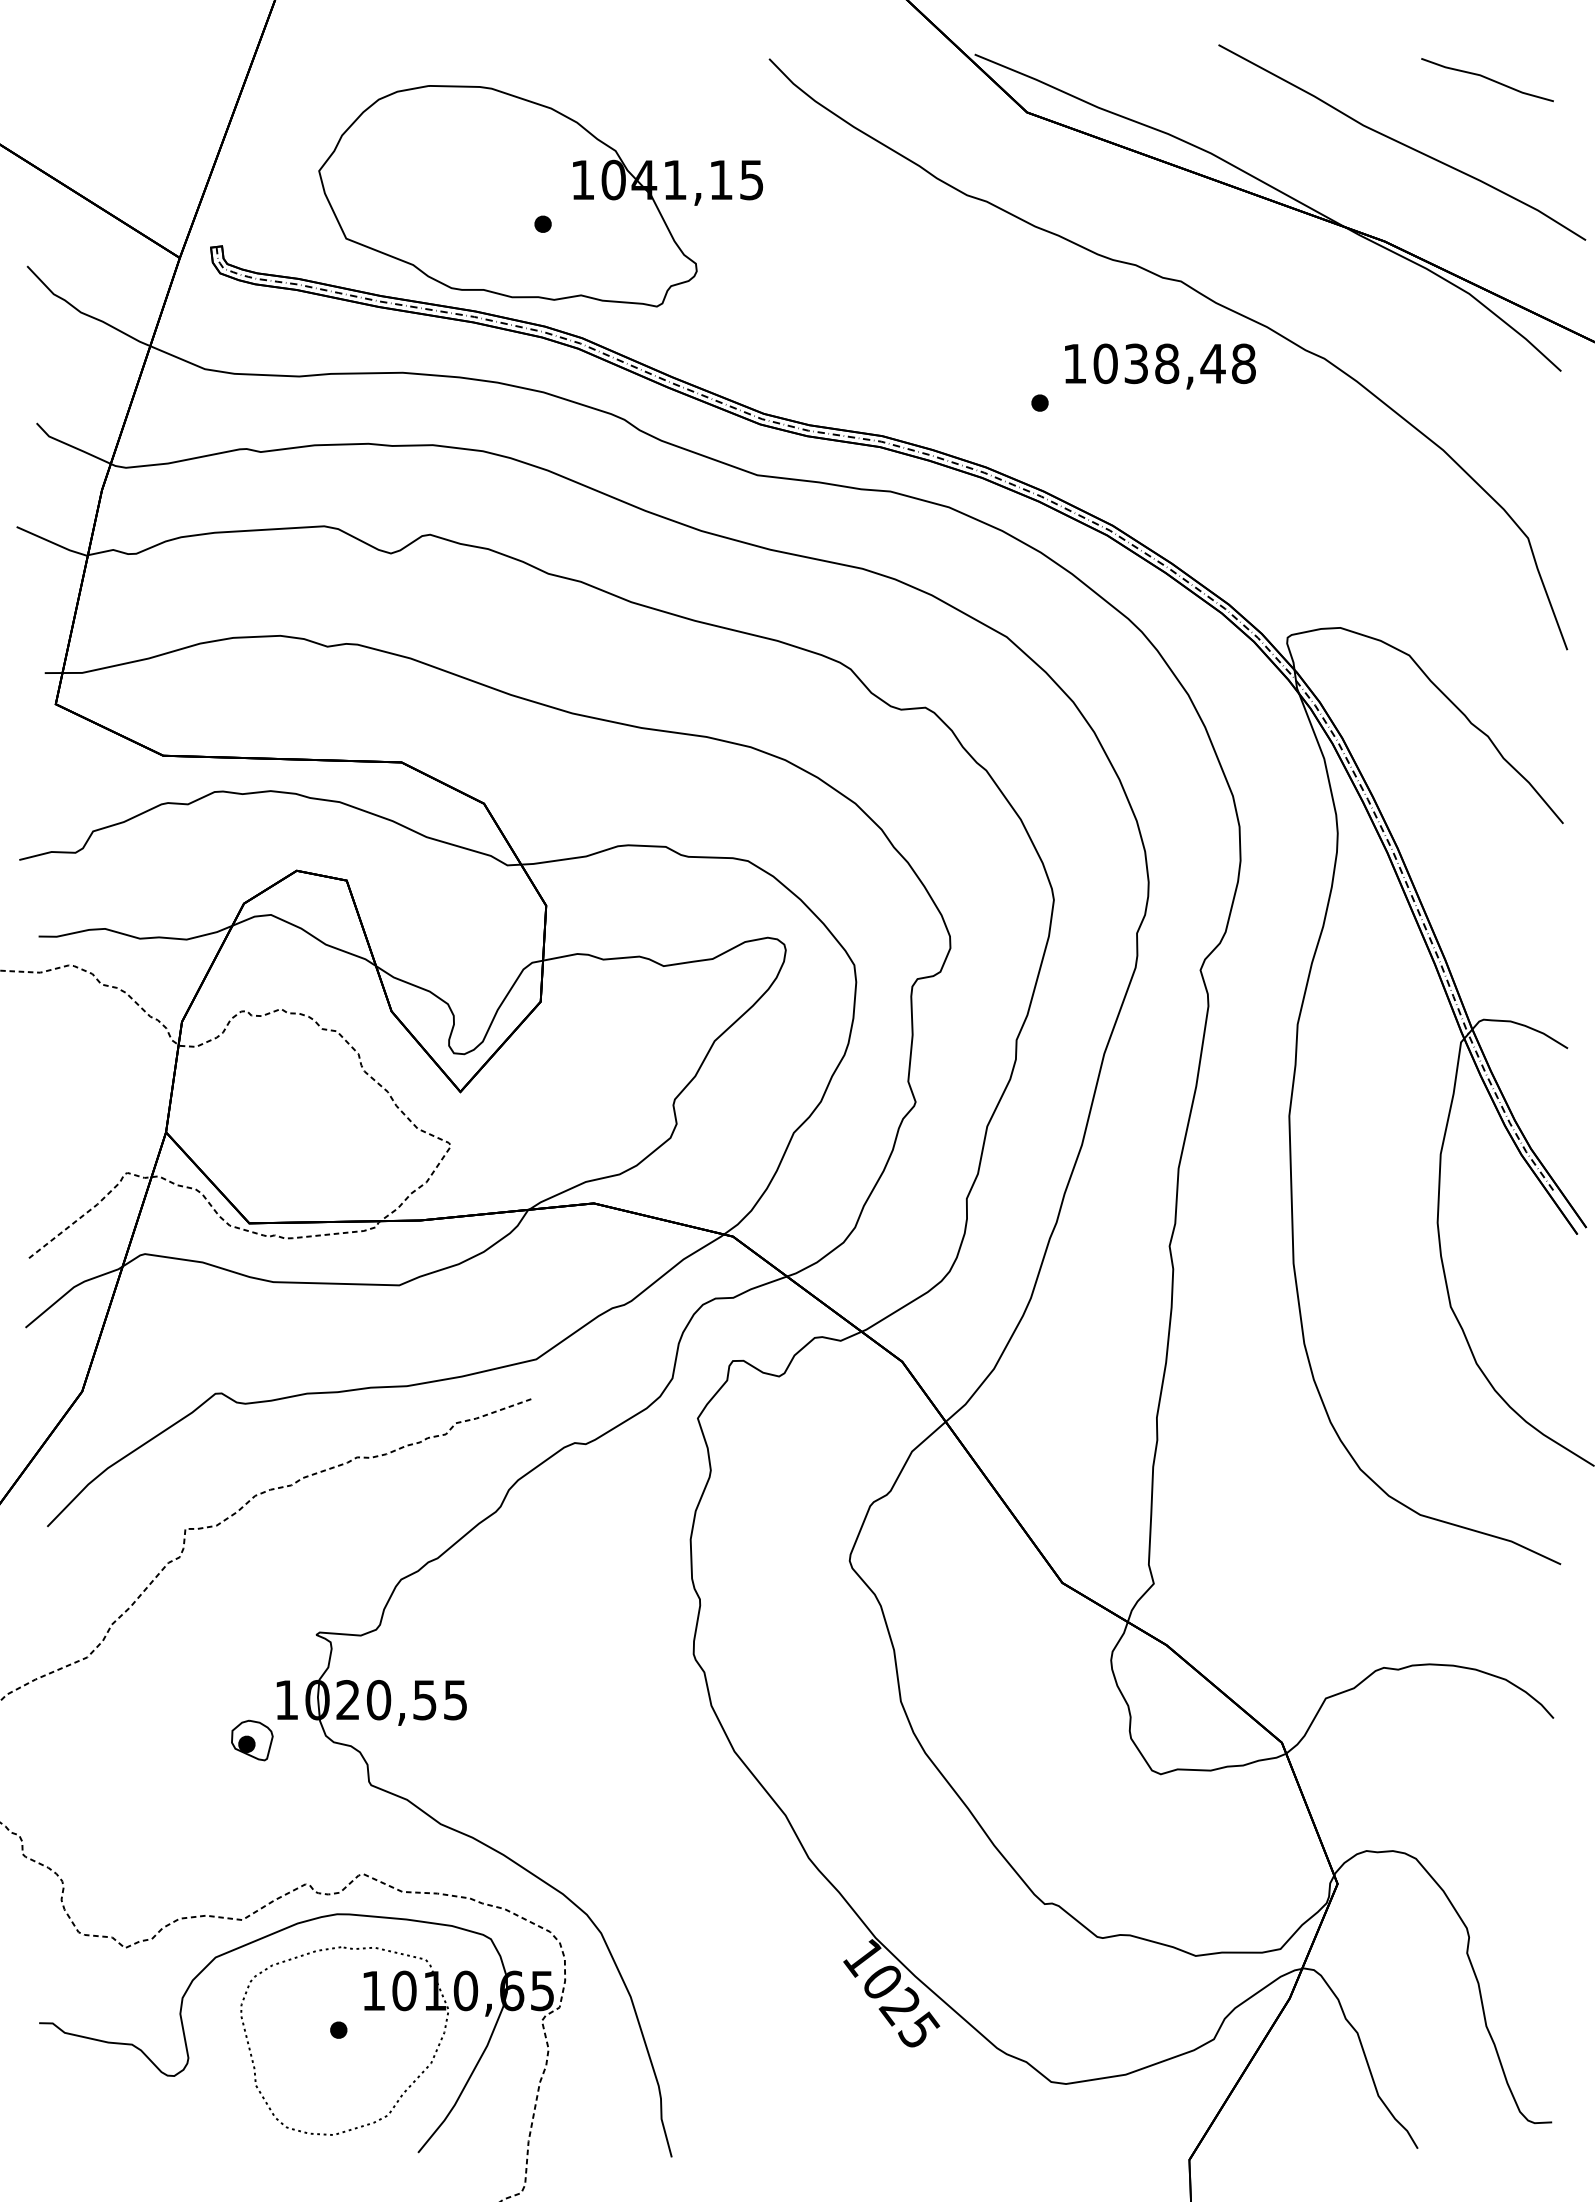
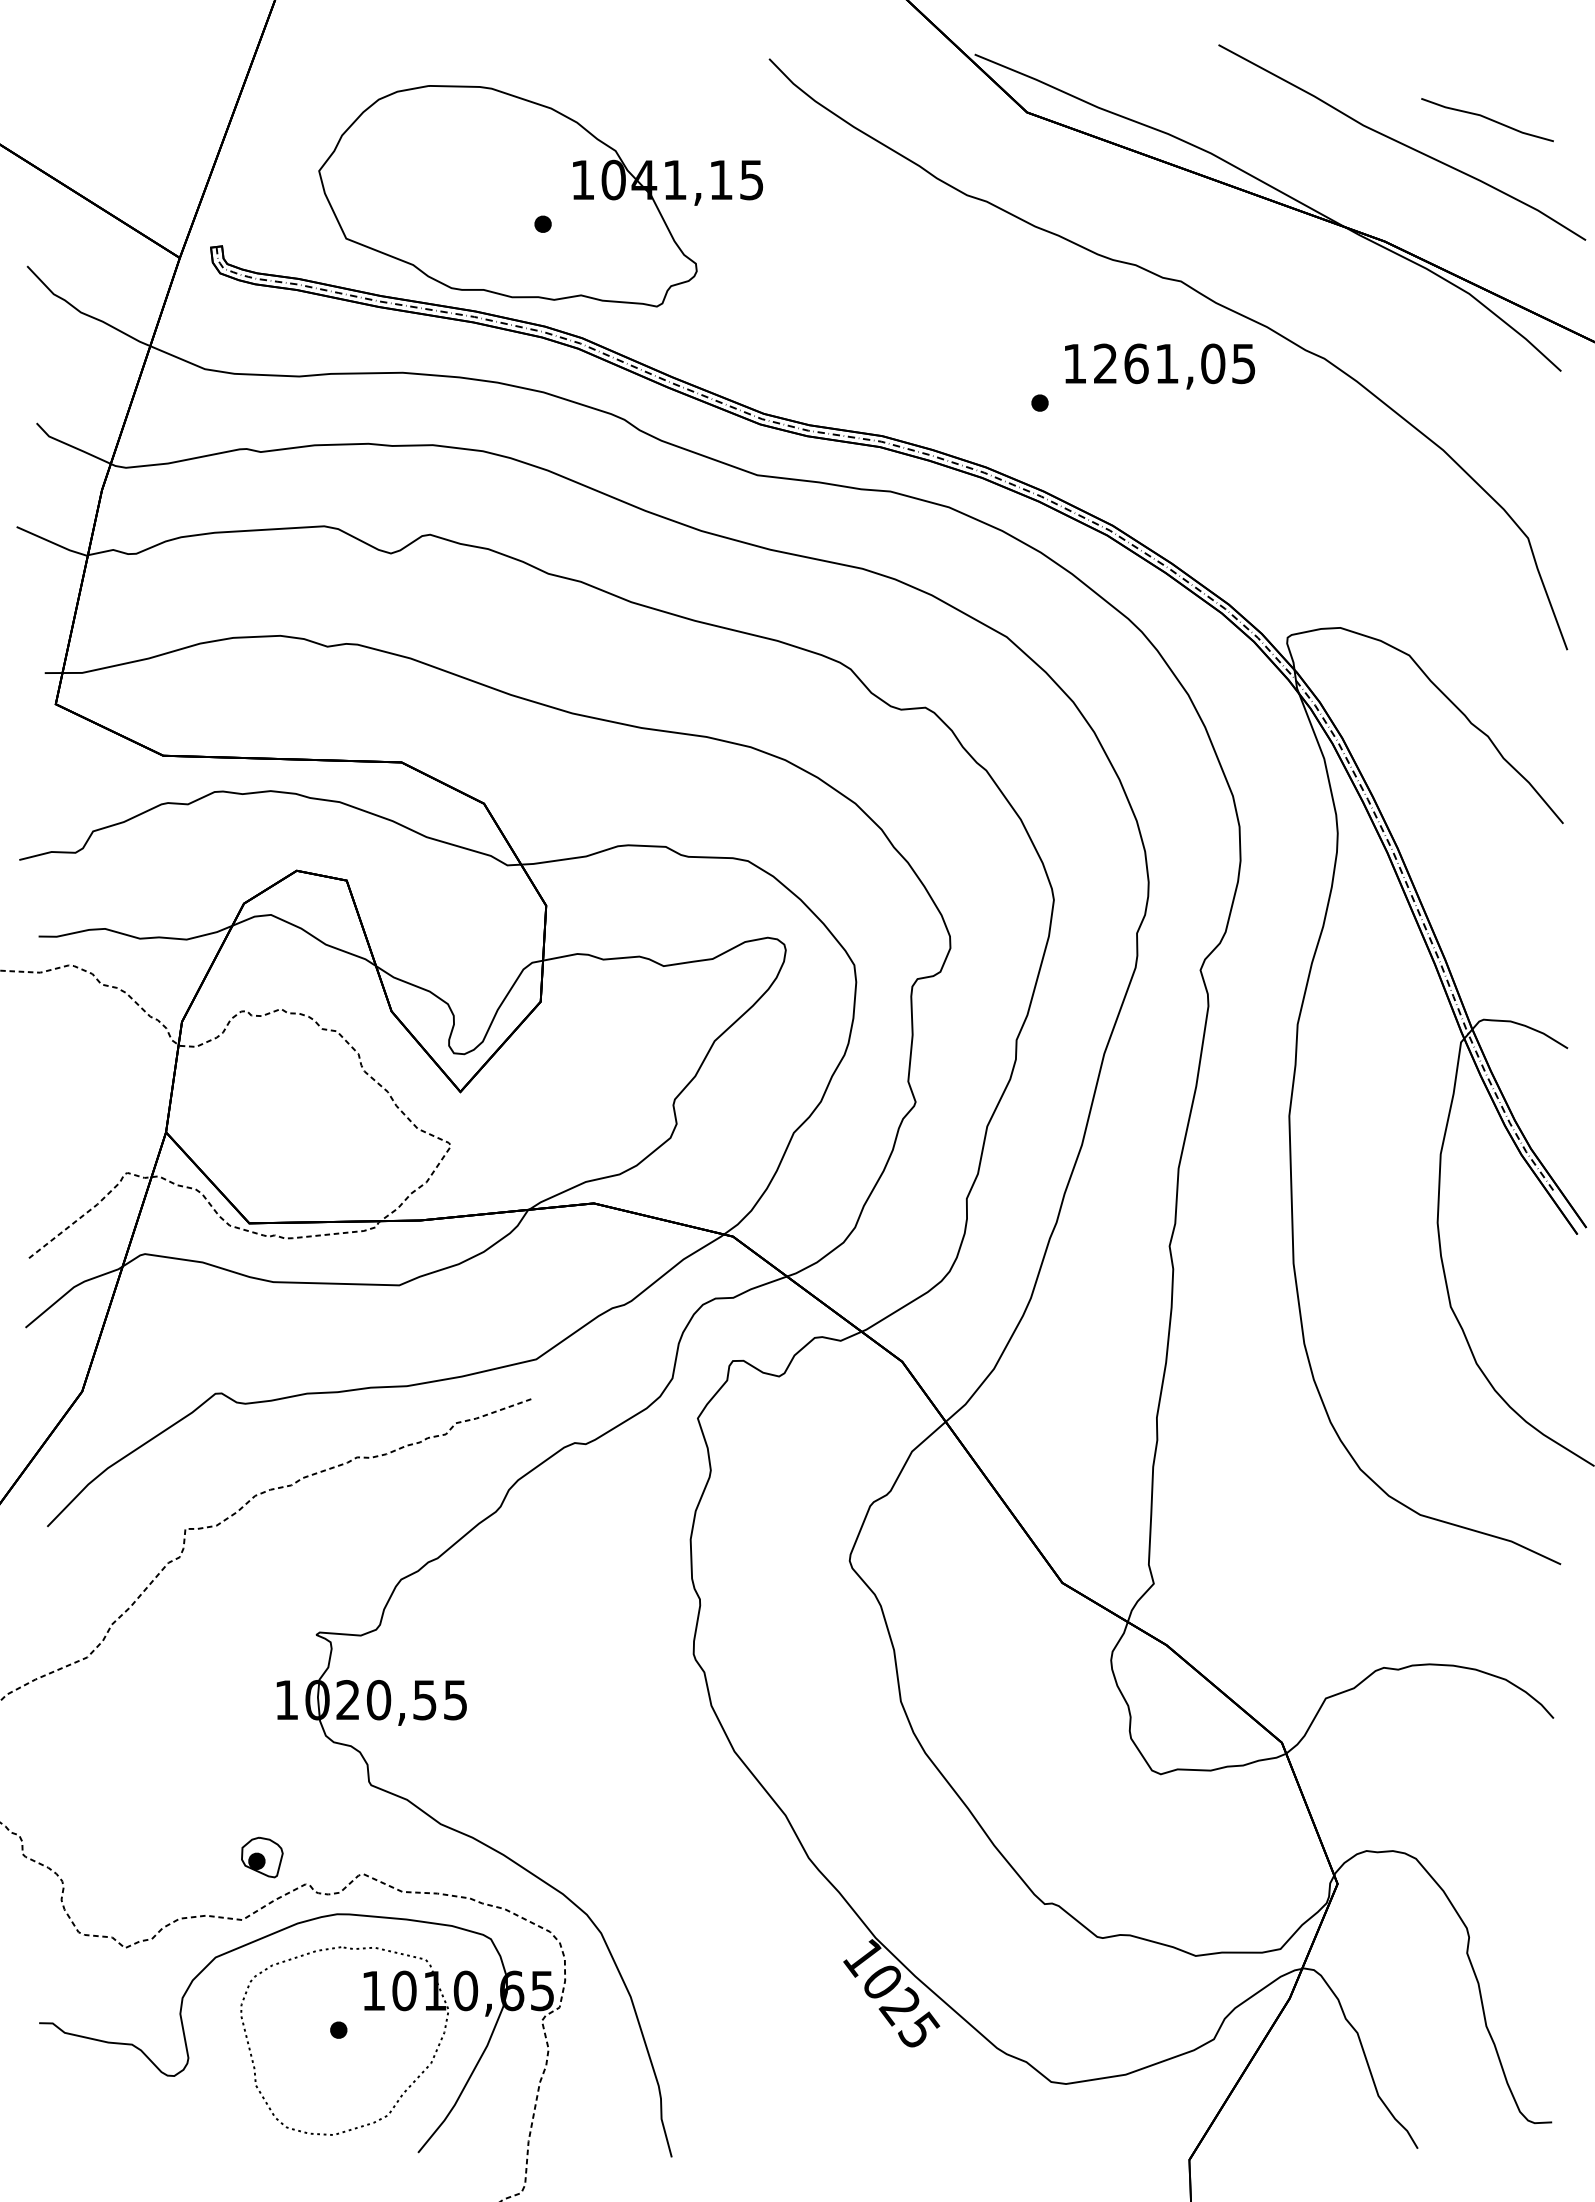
line position: (1487, 79) -> (1487, 119) (1487, 119)
text: 1038,48 -> 1261,05 (1174, 363)
part position: (252, 1740) -> (262, 1857) (262, 1857)
